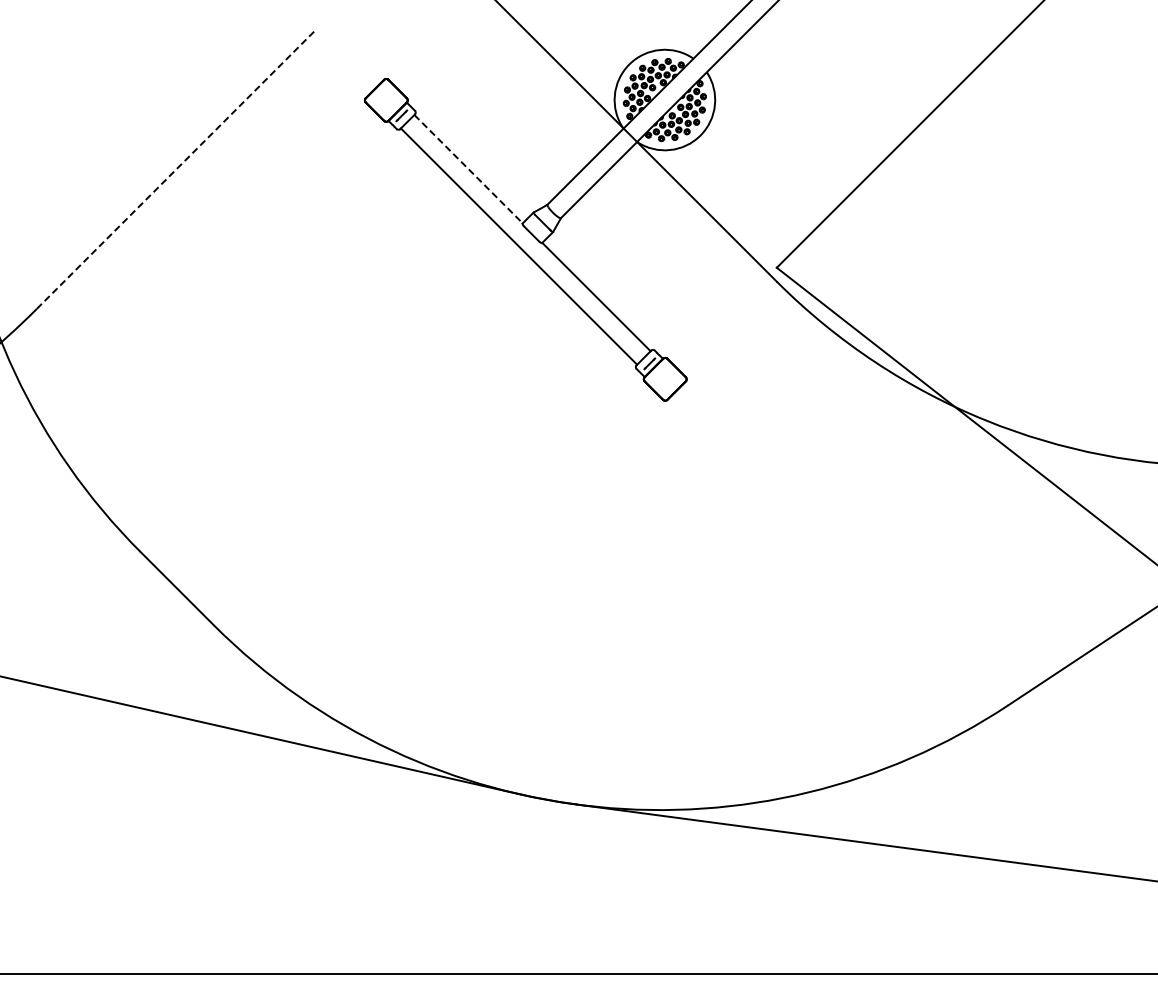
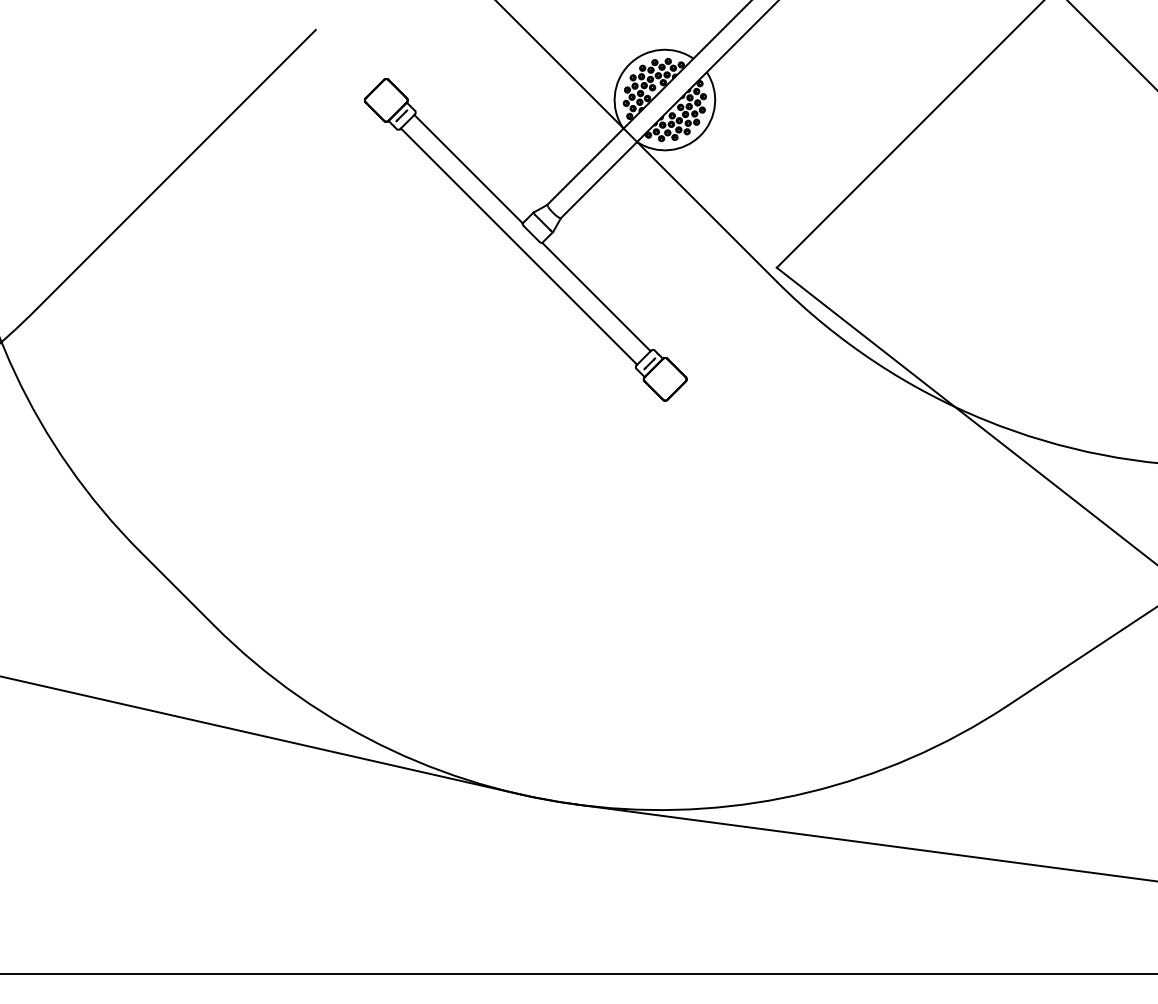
line: none -> present (1111, 44)
line: dashed -> solid (176, 169)
line: dashed -> solid (468, 169)
